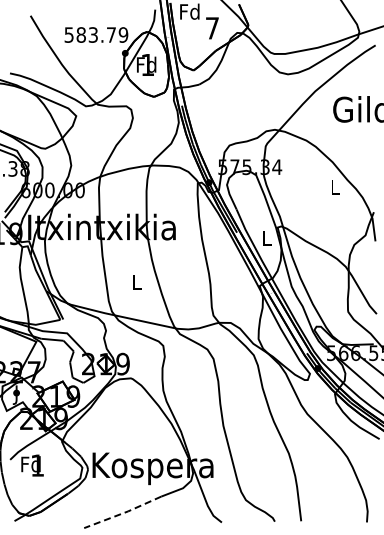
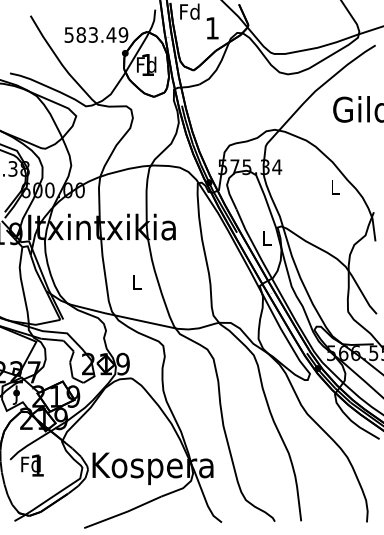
text: 7 -> 1 (212, 28)
text: 583.79 -> 583.49 (111, 34)
line: dashed -> solid (123, 513)
